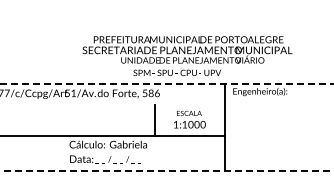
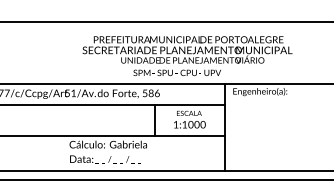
line: none -> present (166, 21)
line: dashed -> solid (167, 84)
line: none -> present (113, 104)
line: dashed -> solid (166, 171)
line: none -> present (166, 179)
